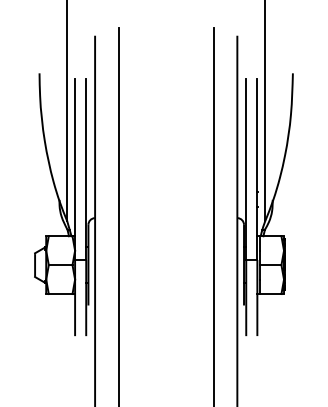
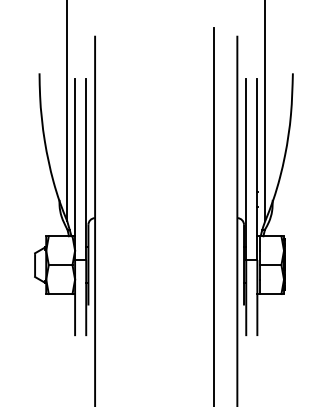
line: present -> none (118, 215)
